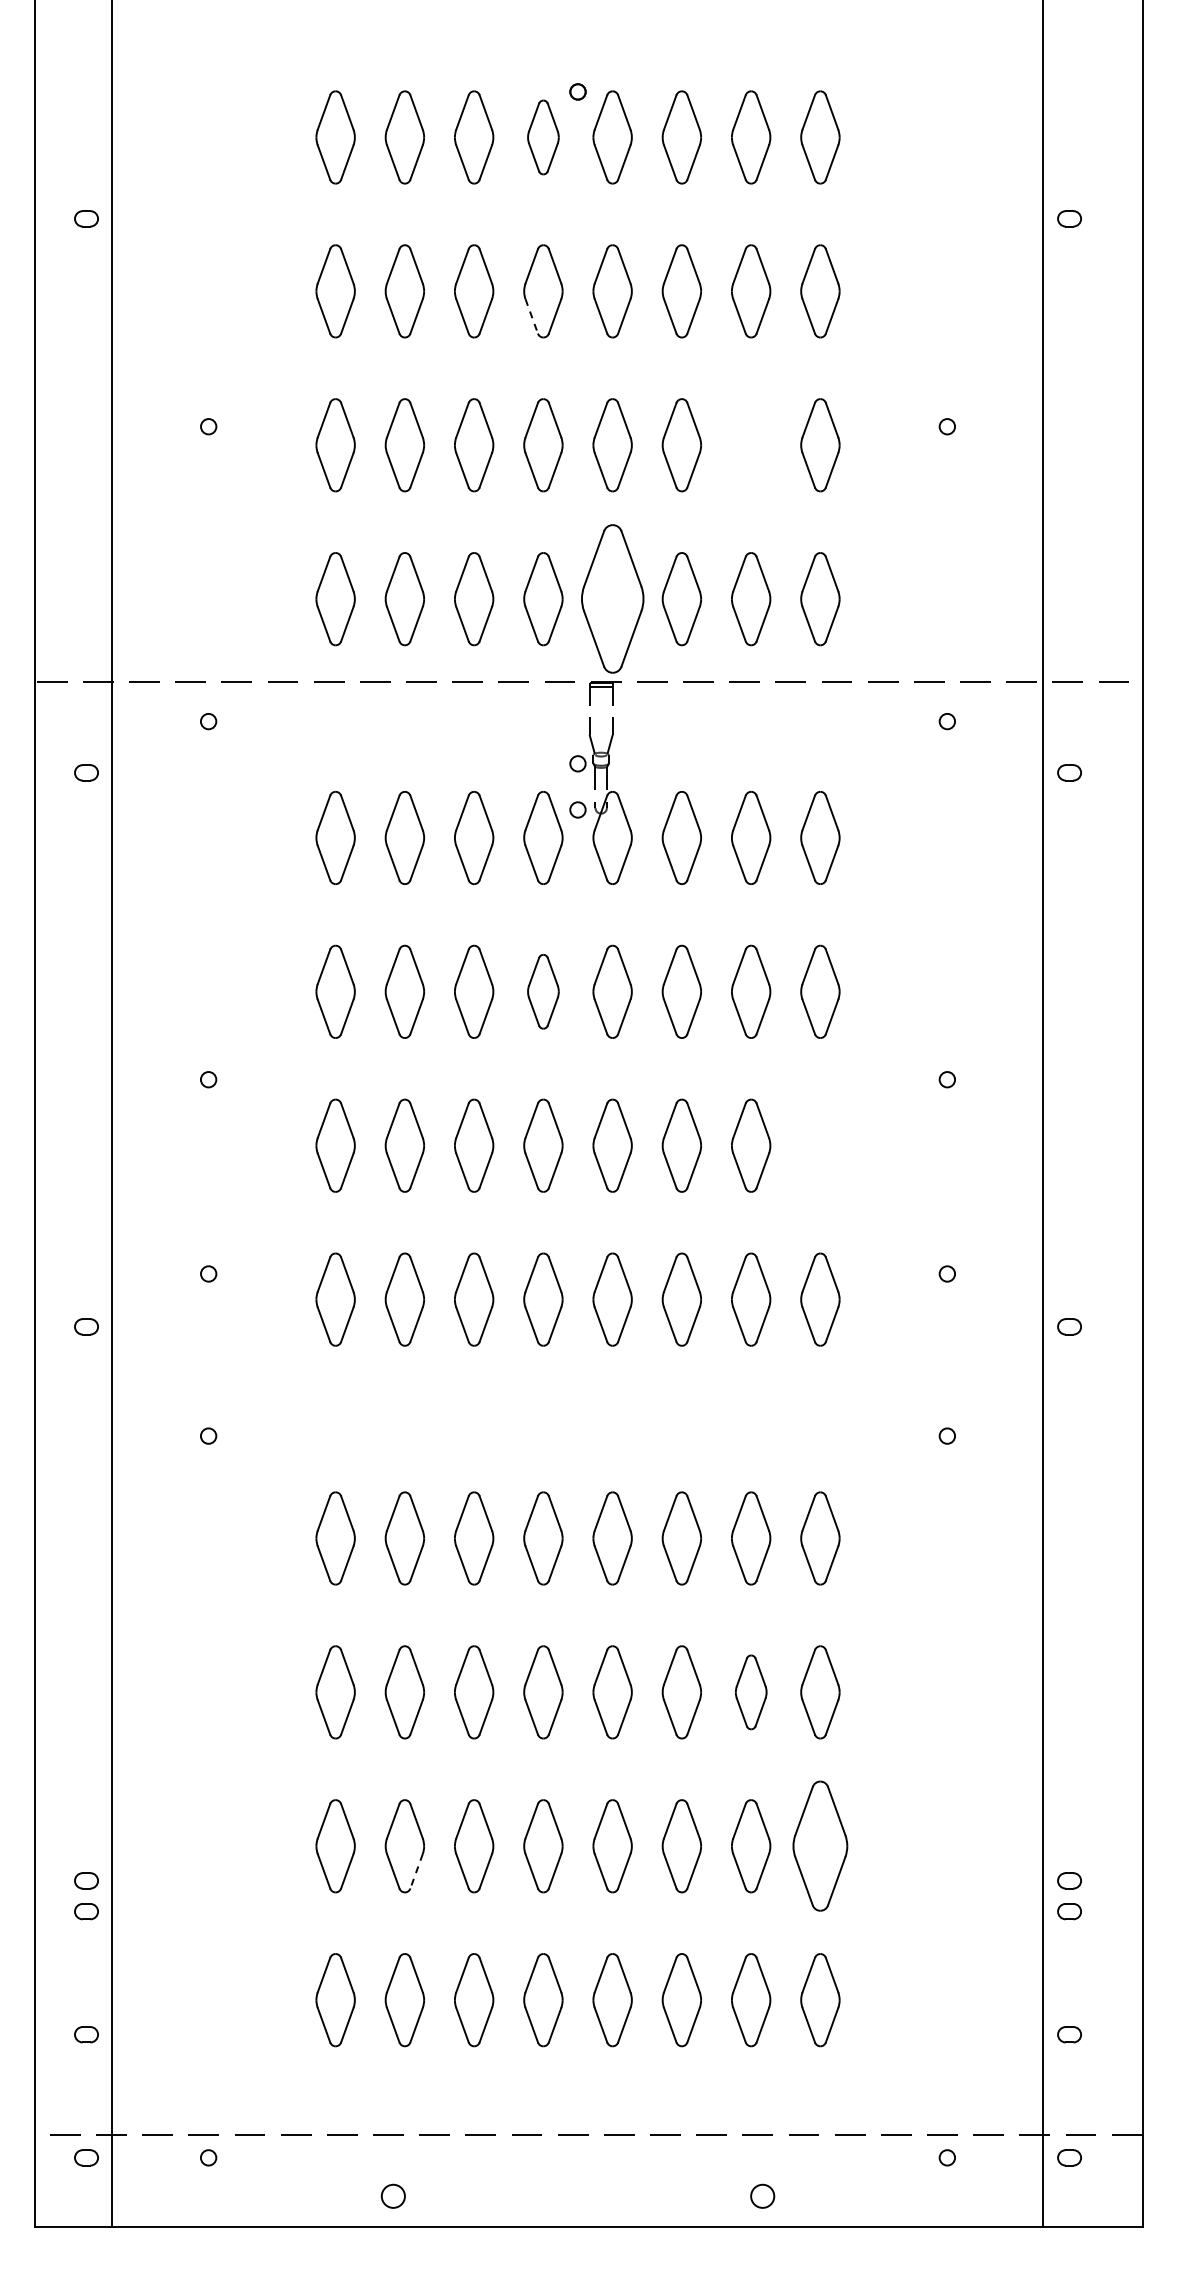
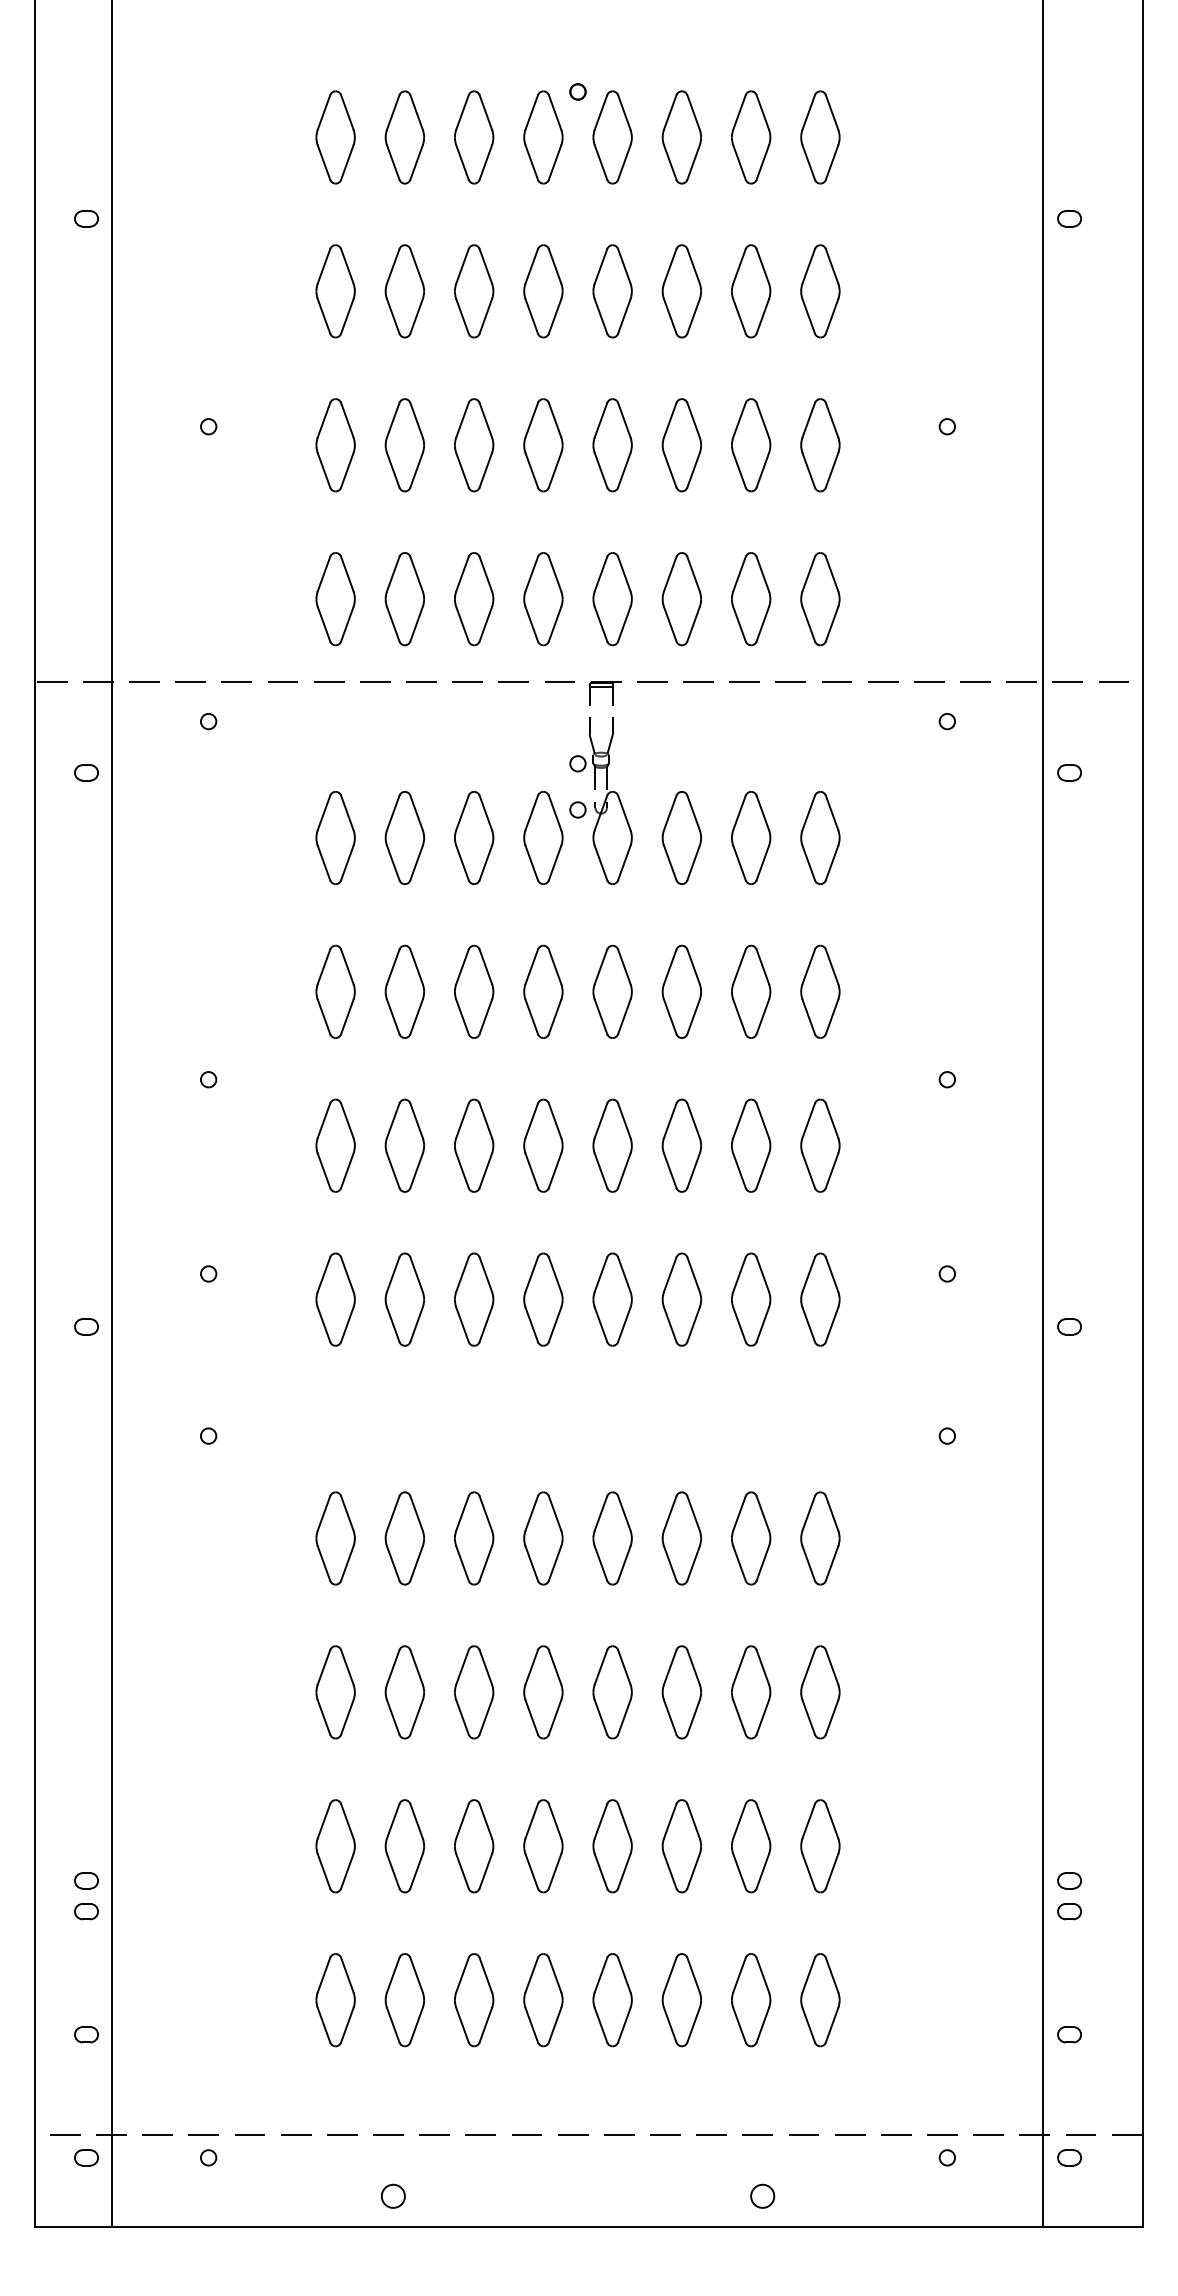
part size: 33x77 px -> 41x95 px (543, 137)
line: dashed -> solid (531, 316)
part: none -> present (751, 445)
part size: 64x150 px -> 41x95 px (612, 599)
part size: 33x76 px -> 41x95 px (543, 991)
part: none -> present (820, 1145)
part size: 33x77 px -> 41x95 px (751, 1692)
part size: 57x132 px -> 41x95 px (820, 1846)
line: dashed -> solid (416, 1871)
